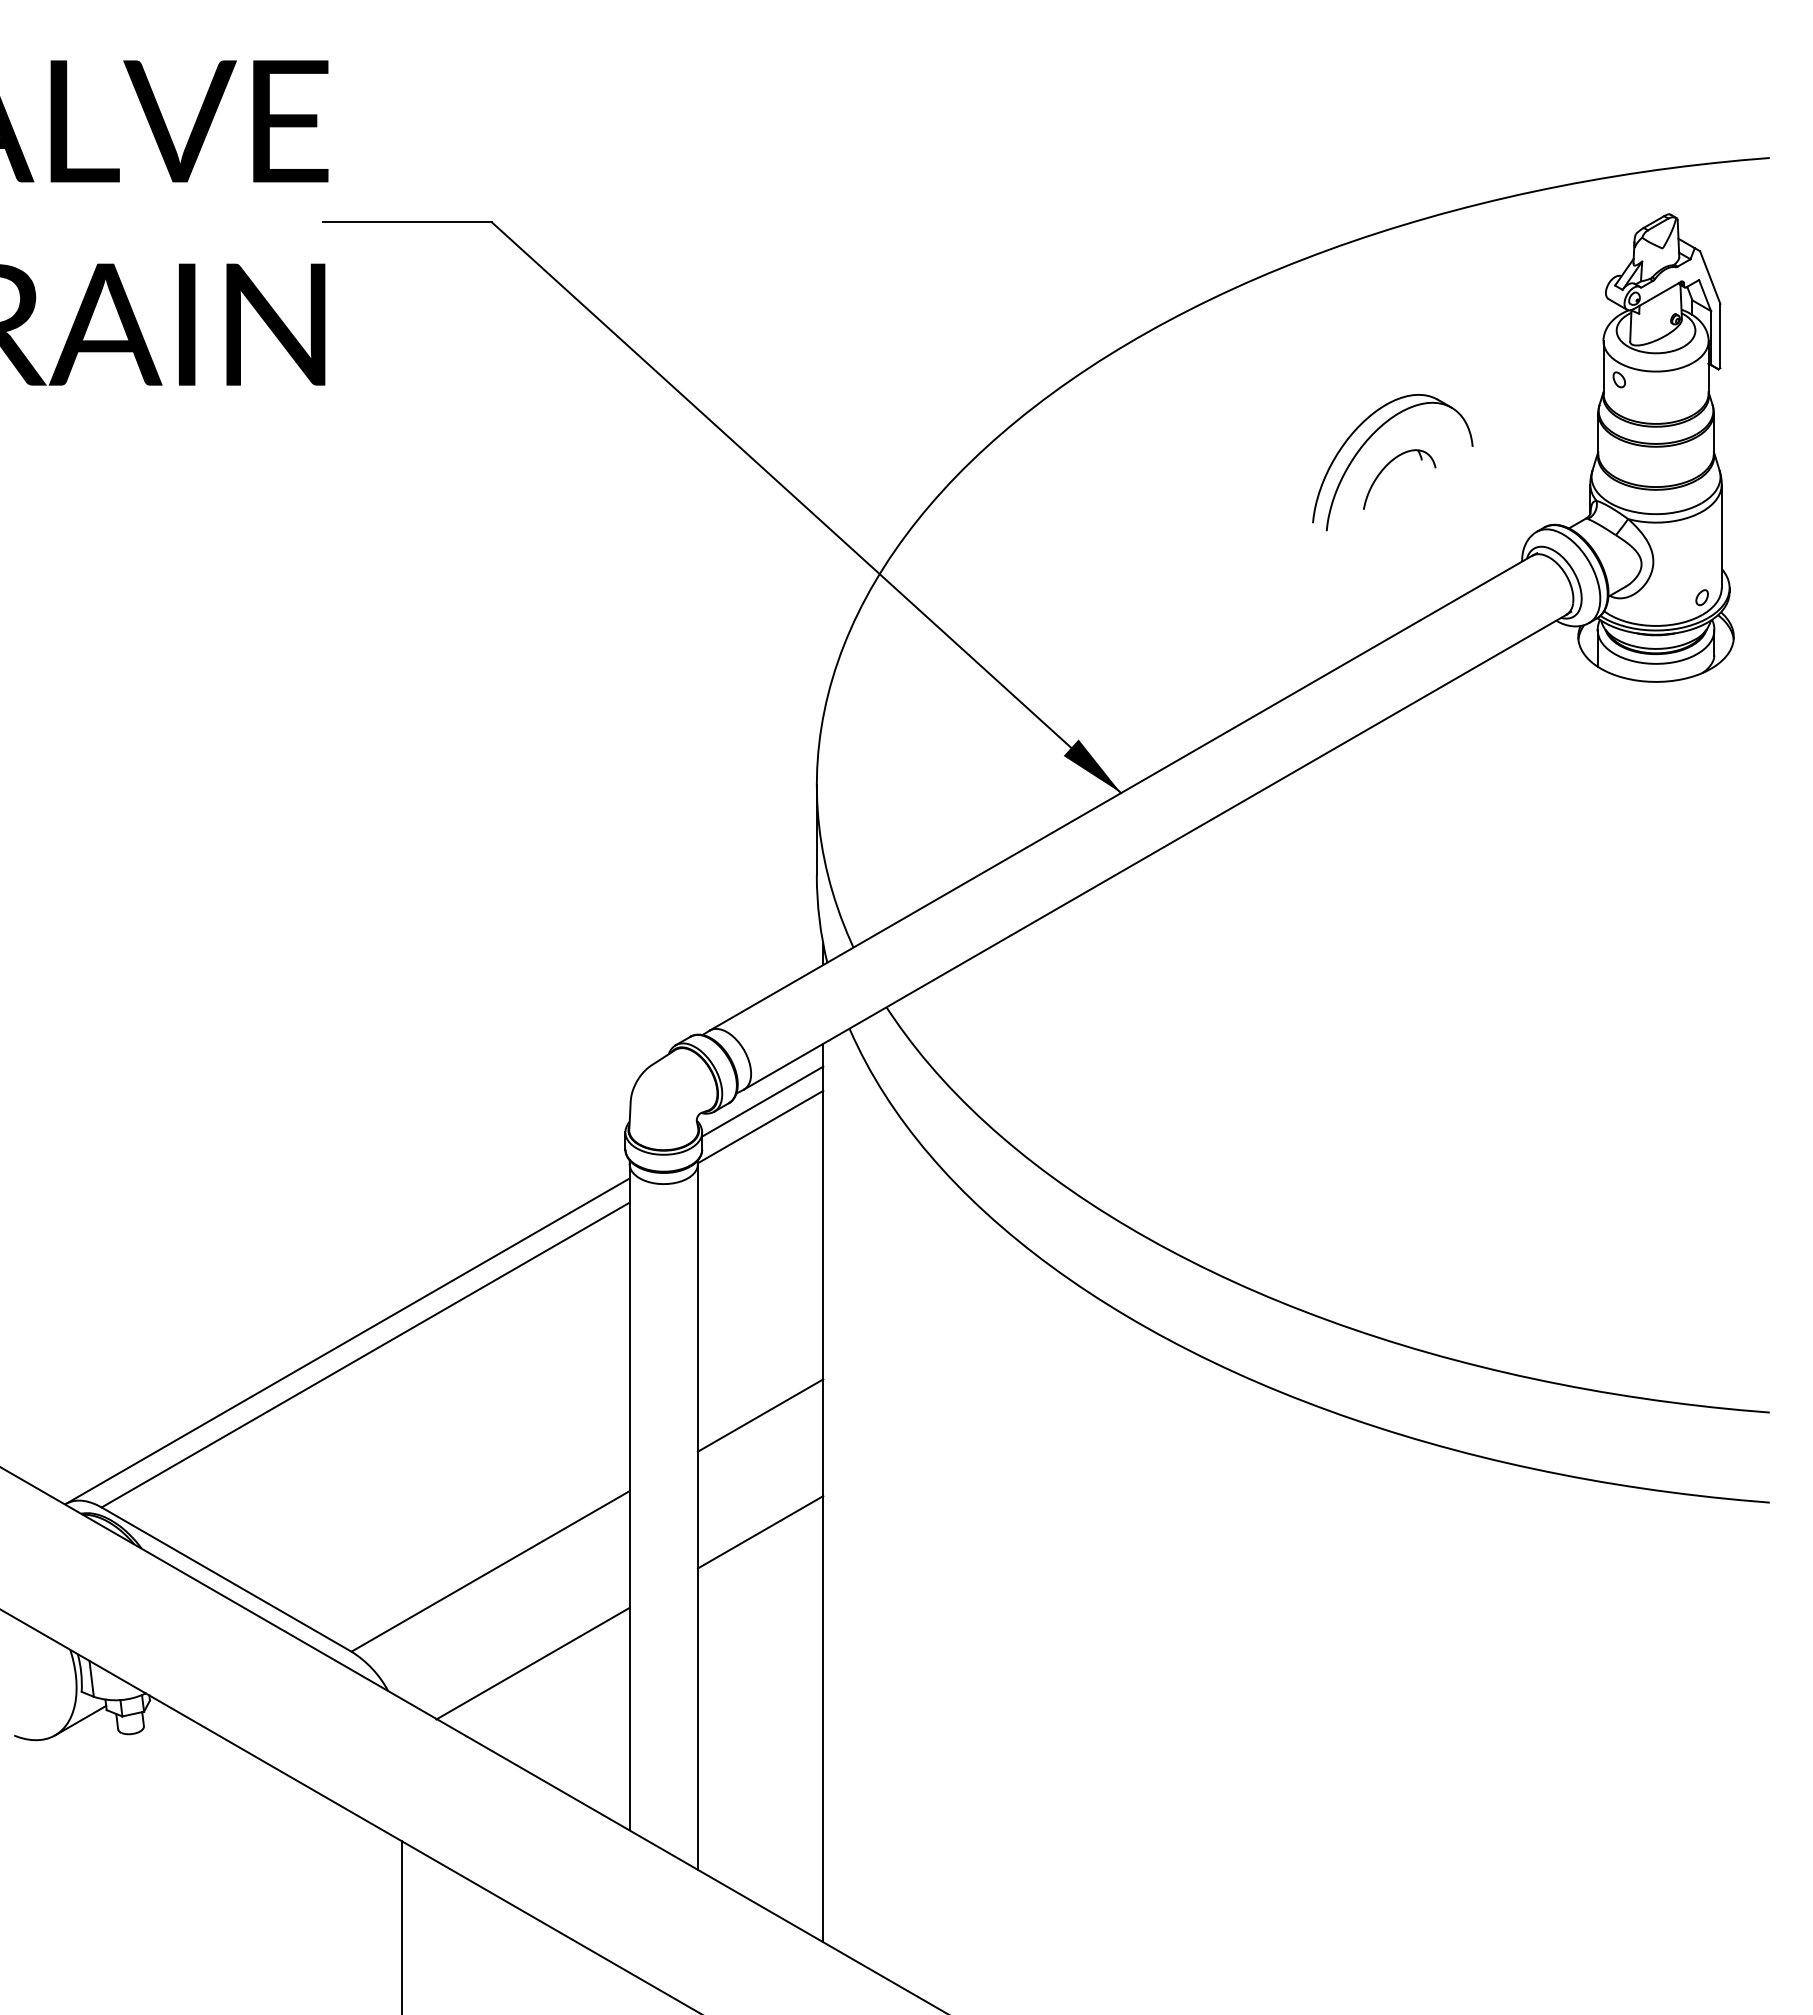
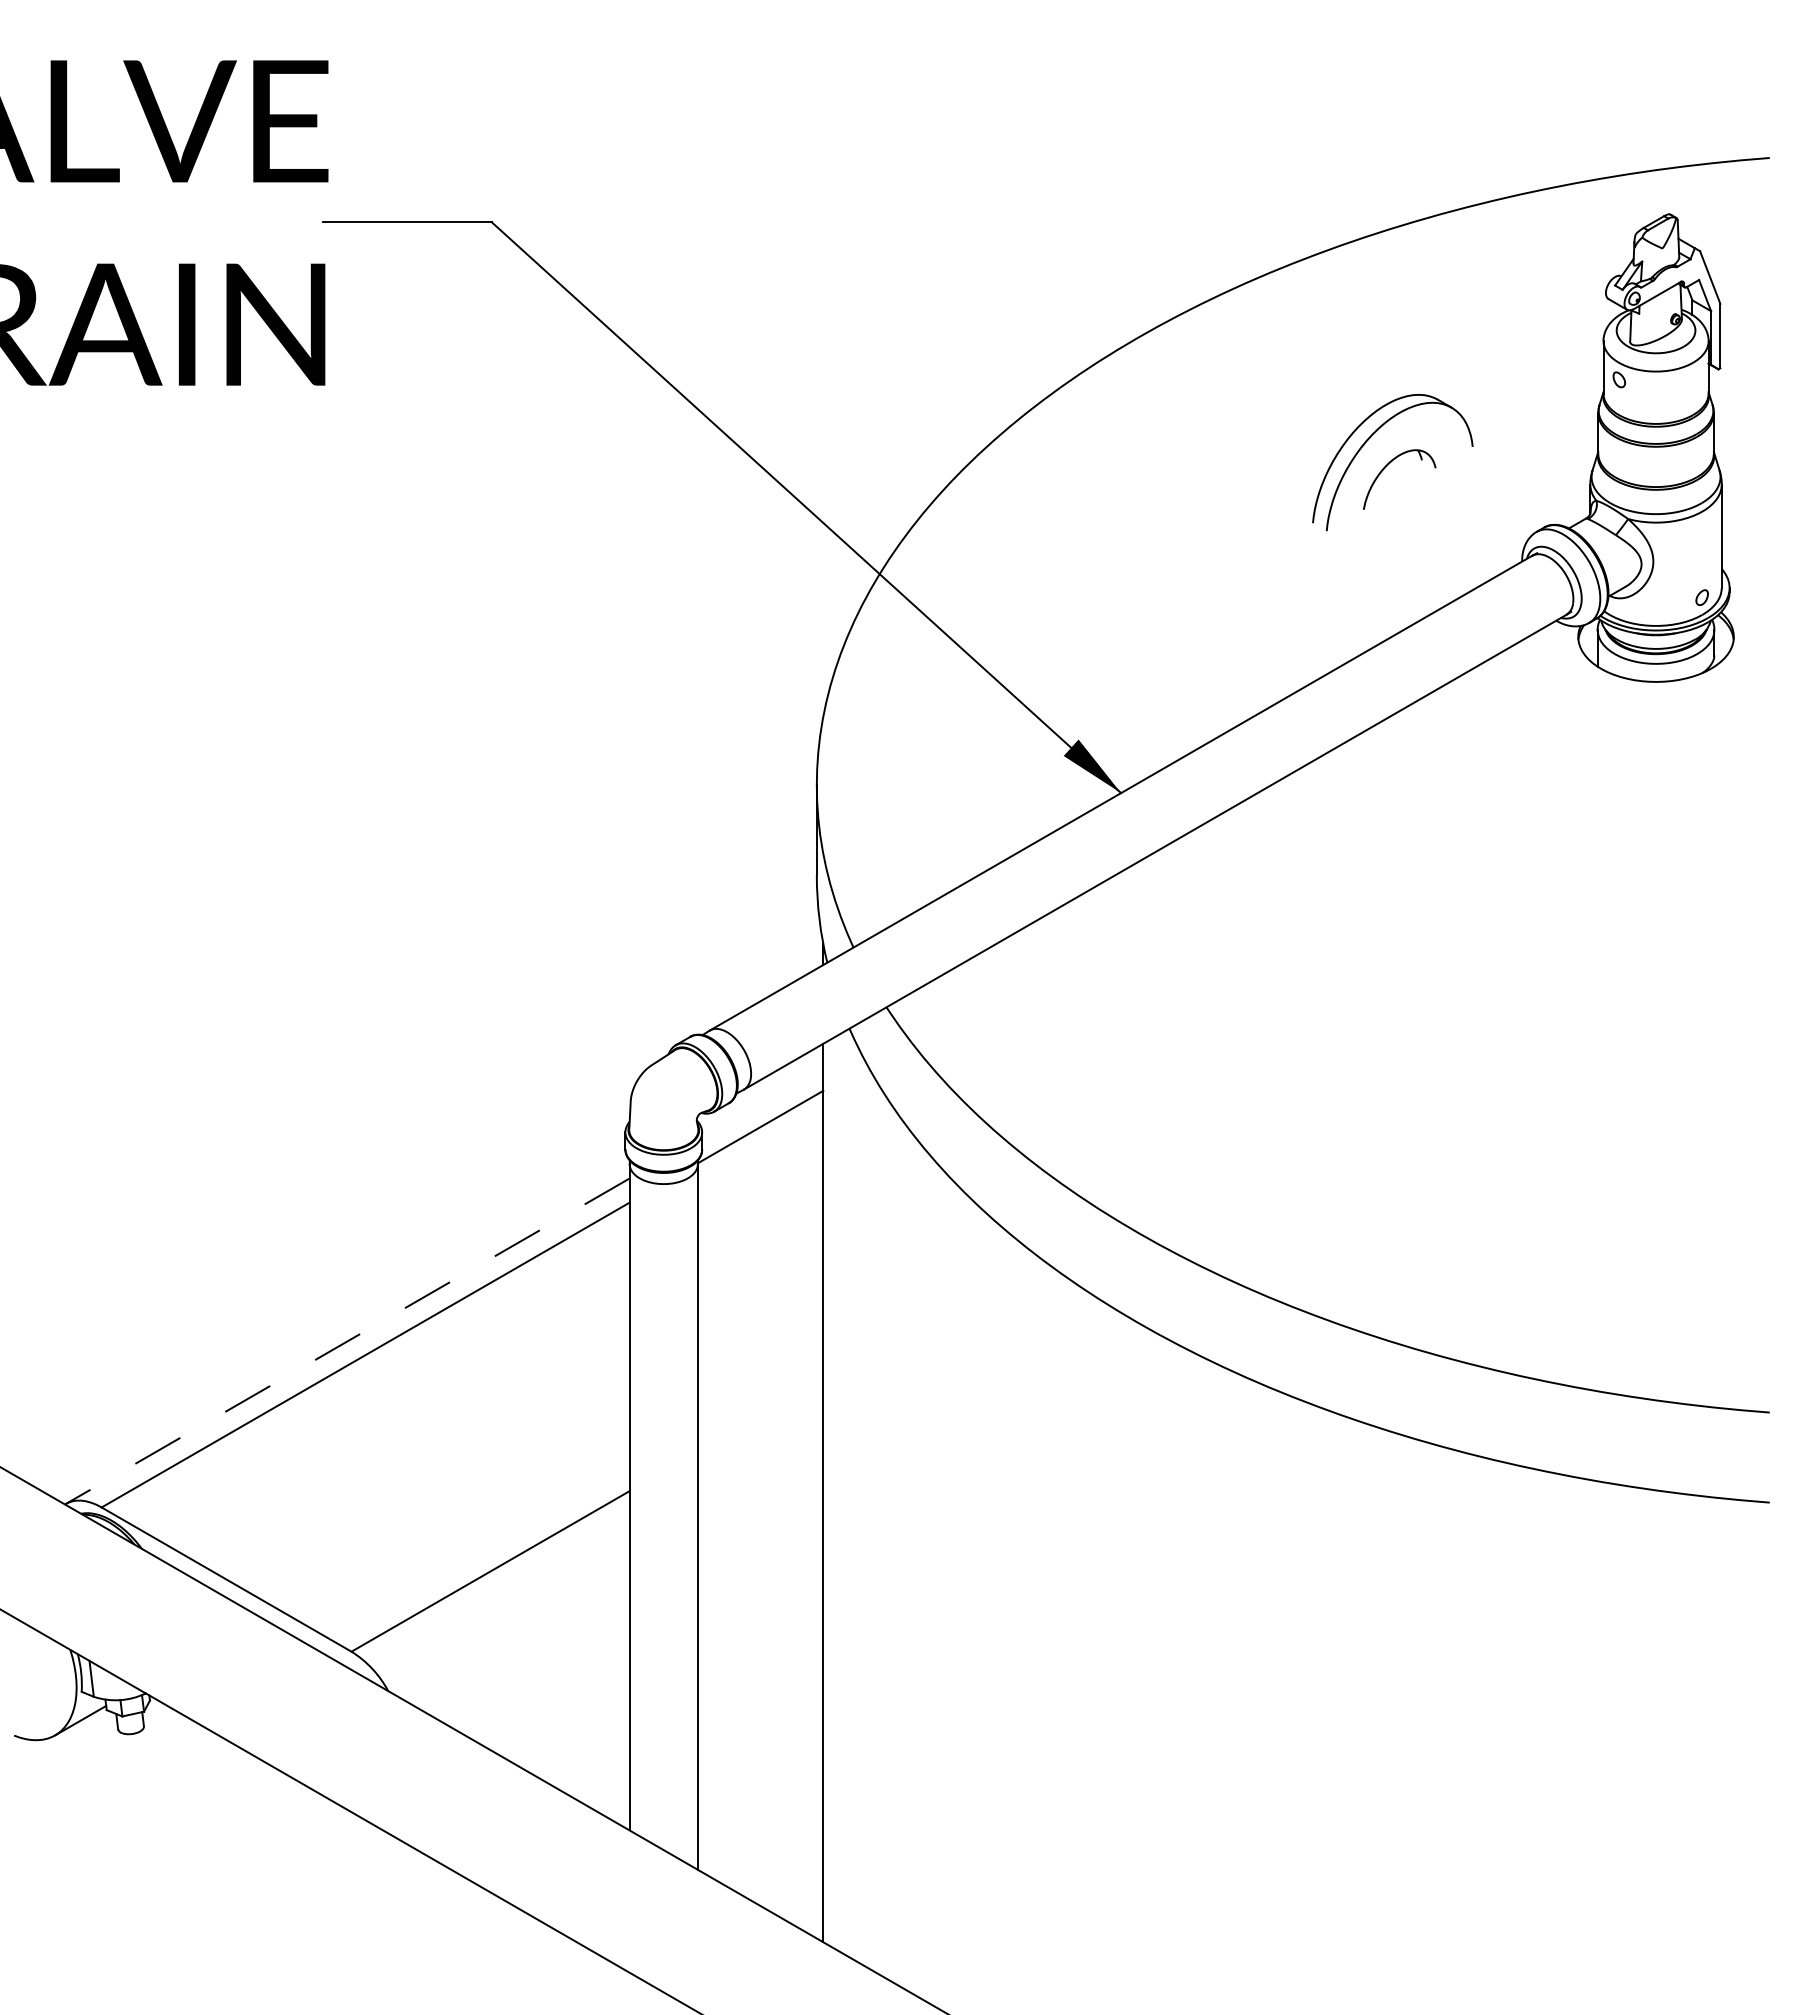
line: present -> none (762, 1101)
line: solid -> dashed (347, 1341)
line: present -> none (760, 1415)
line: present -> none (760, 1532)
line: present -> none (532, 1663)
line: present -> none (402, 1926)
